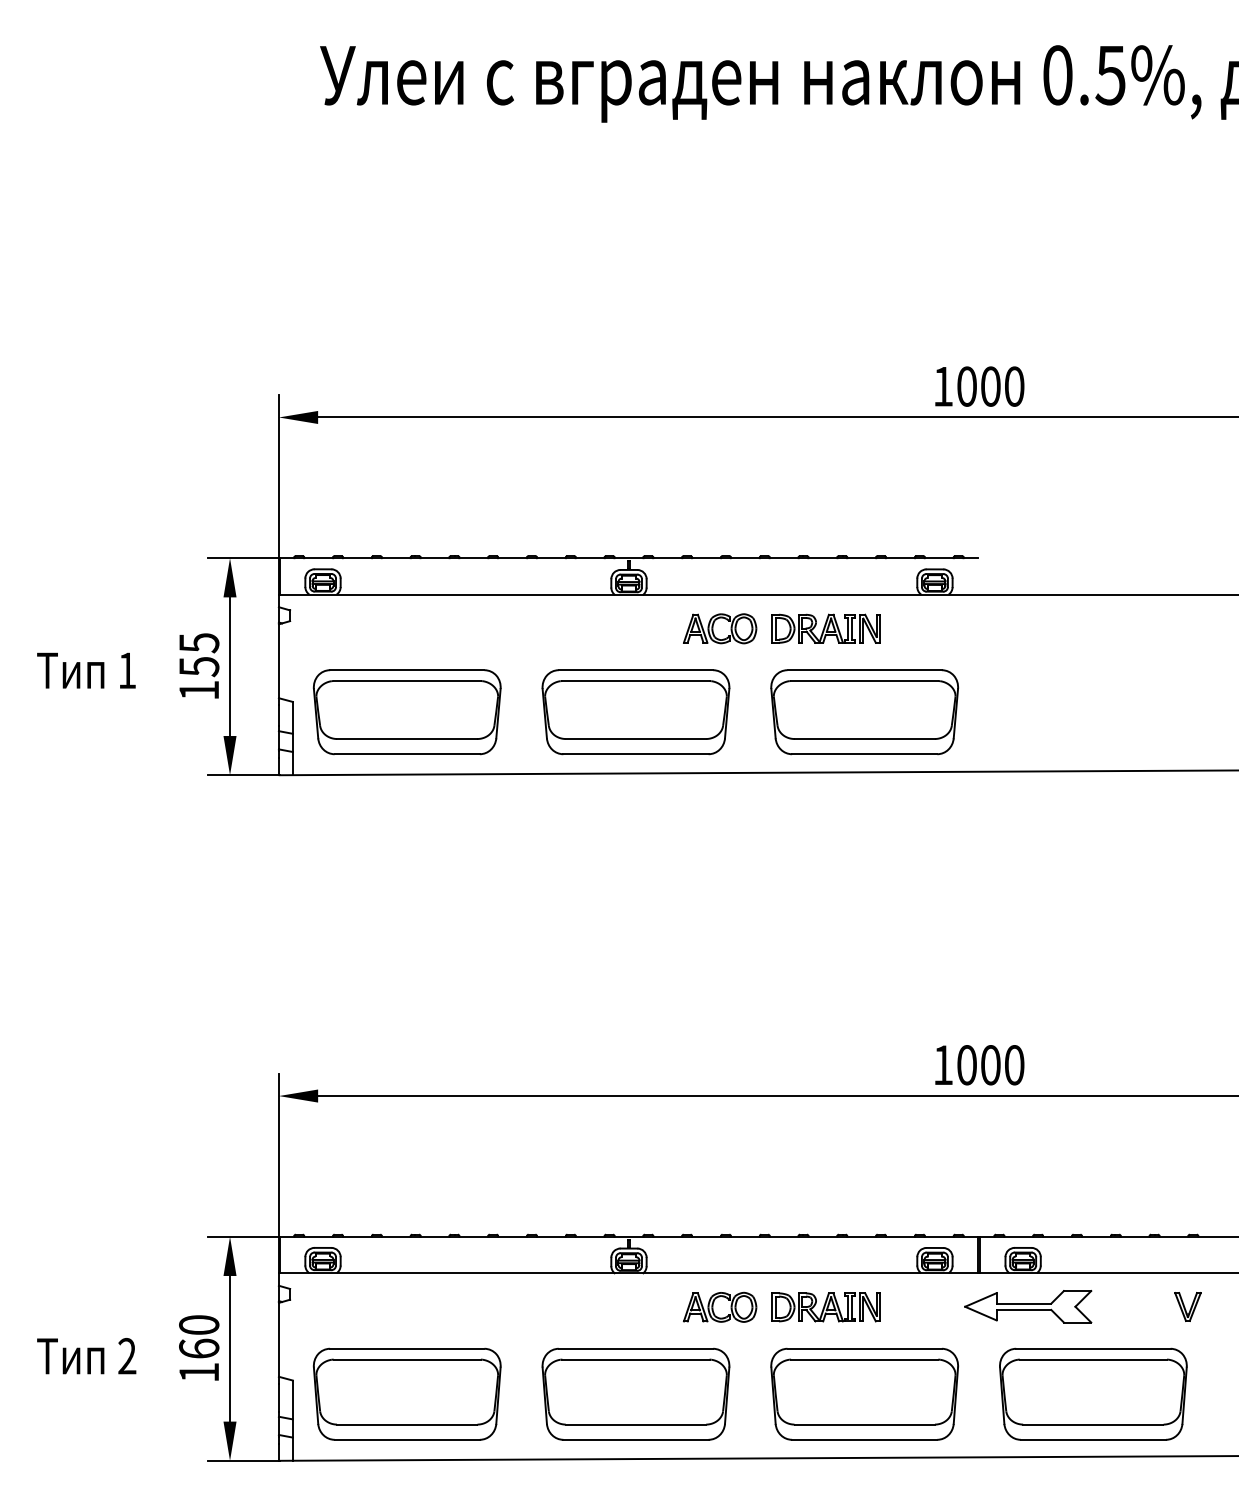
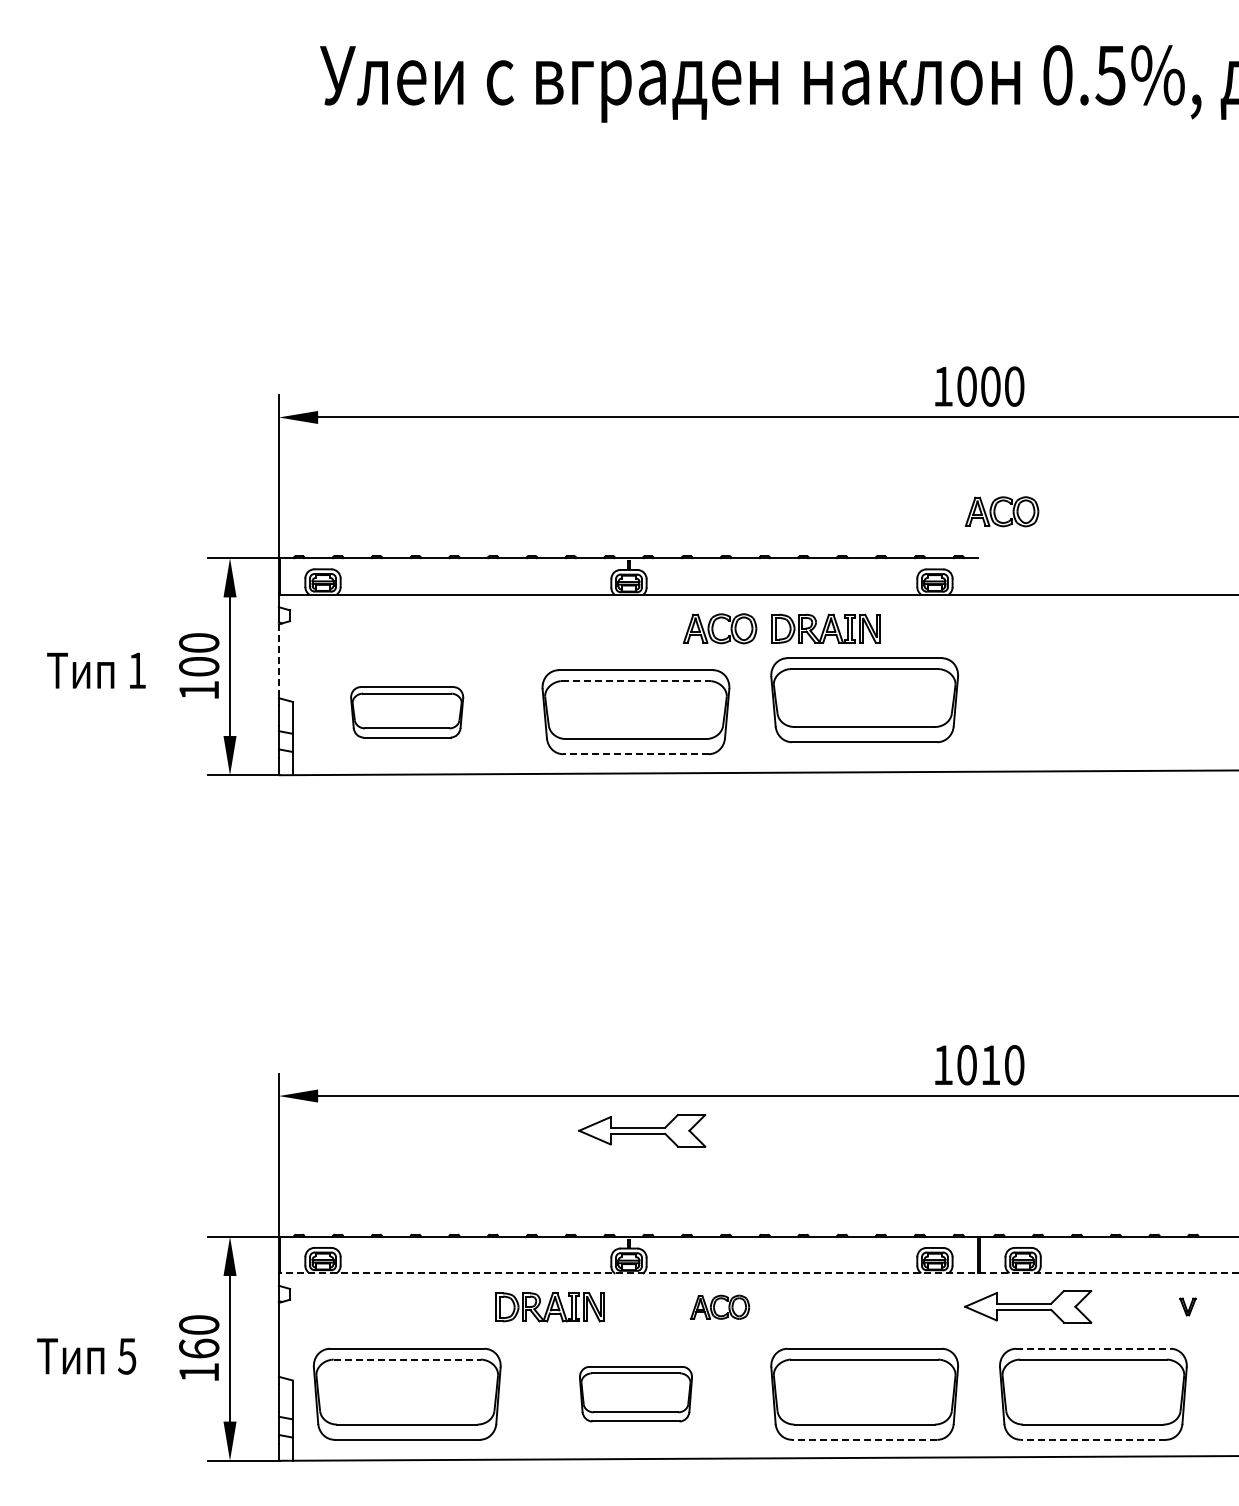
part: none -> present (1002, 511)
text: 155 -> 100 (199, 655)
line: solid -> dashed (278, 661)
text position: (86, 670) -> (96, 670) (96, 670)
line: solid -> dashed (635, 681)
part size: 190x87 px -> 115x53 px (407, 712)
part position: (864, 712) -> (864, 700) (864, 700)
line: solid -> dashed (635, 754)
text: 1000 -> 1010 (990, 1065)
part: none -> present (642, 1130)
line: solid -> dashed (758, 1273)
part size: 75x32 px -> 61x26 px (720, 1306)
part size: 28x30 px -> 18x20 px (1187, 1306)
part position: (825, 1307) -> (549, 1307) (549, 1307)
line: solid -> dashed (1093, 1348)
text: 2 -> 5 (127, 1355)
line: solid -> dashed (407, 1359)
part size: 190x94 px -> 114x57 px (635, 1394)
line: solid -> dashed (864, 1439)
line: solid -> dashed (1093, 1439)
